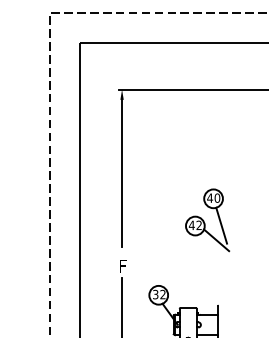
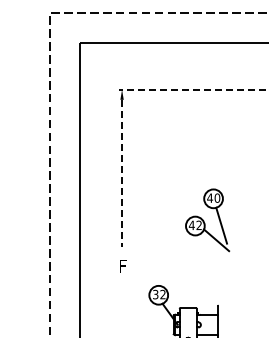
line: solid -> dashed (193, 89)
line: solid -> dashed (122, 173)
line: present -> none (122, 305)
